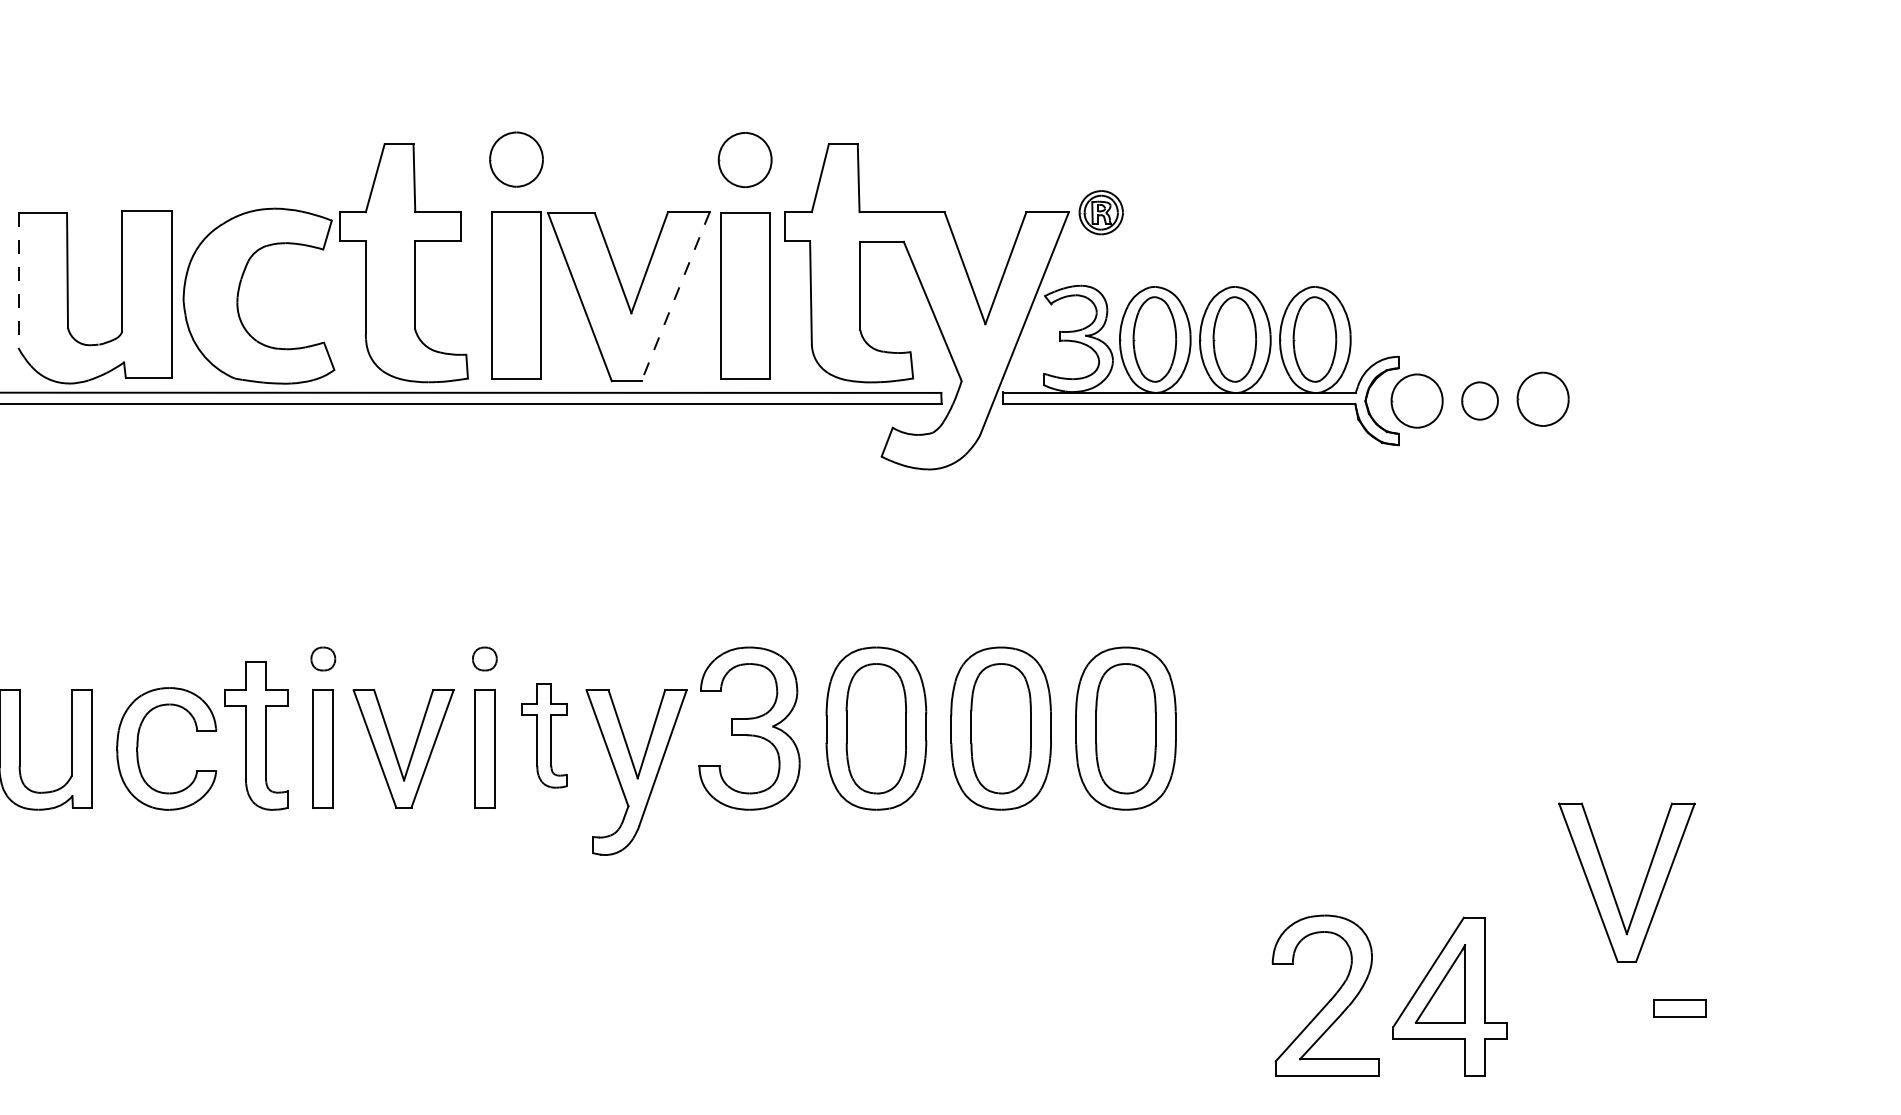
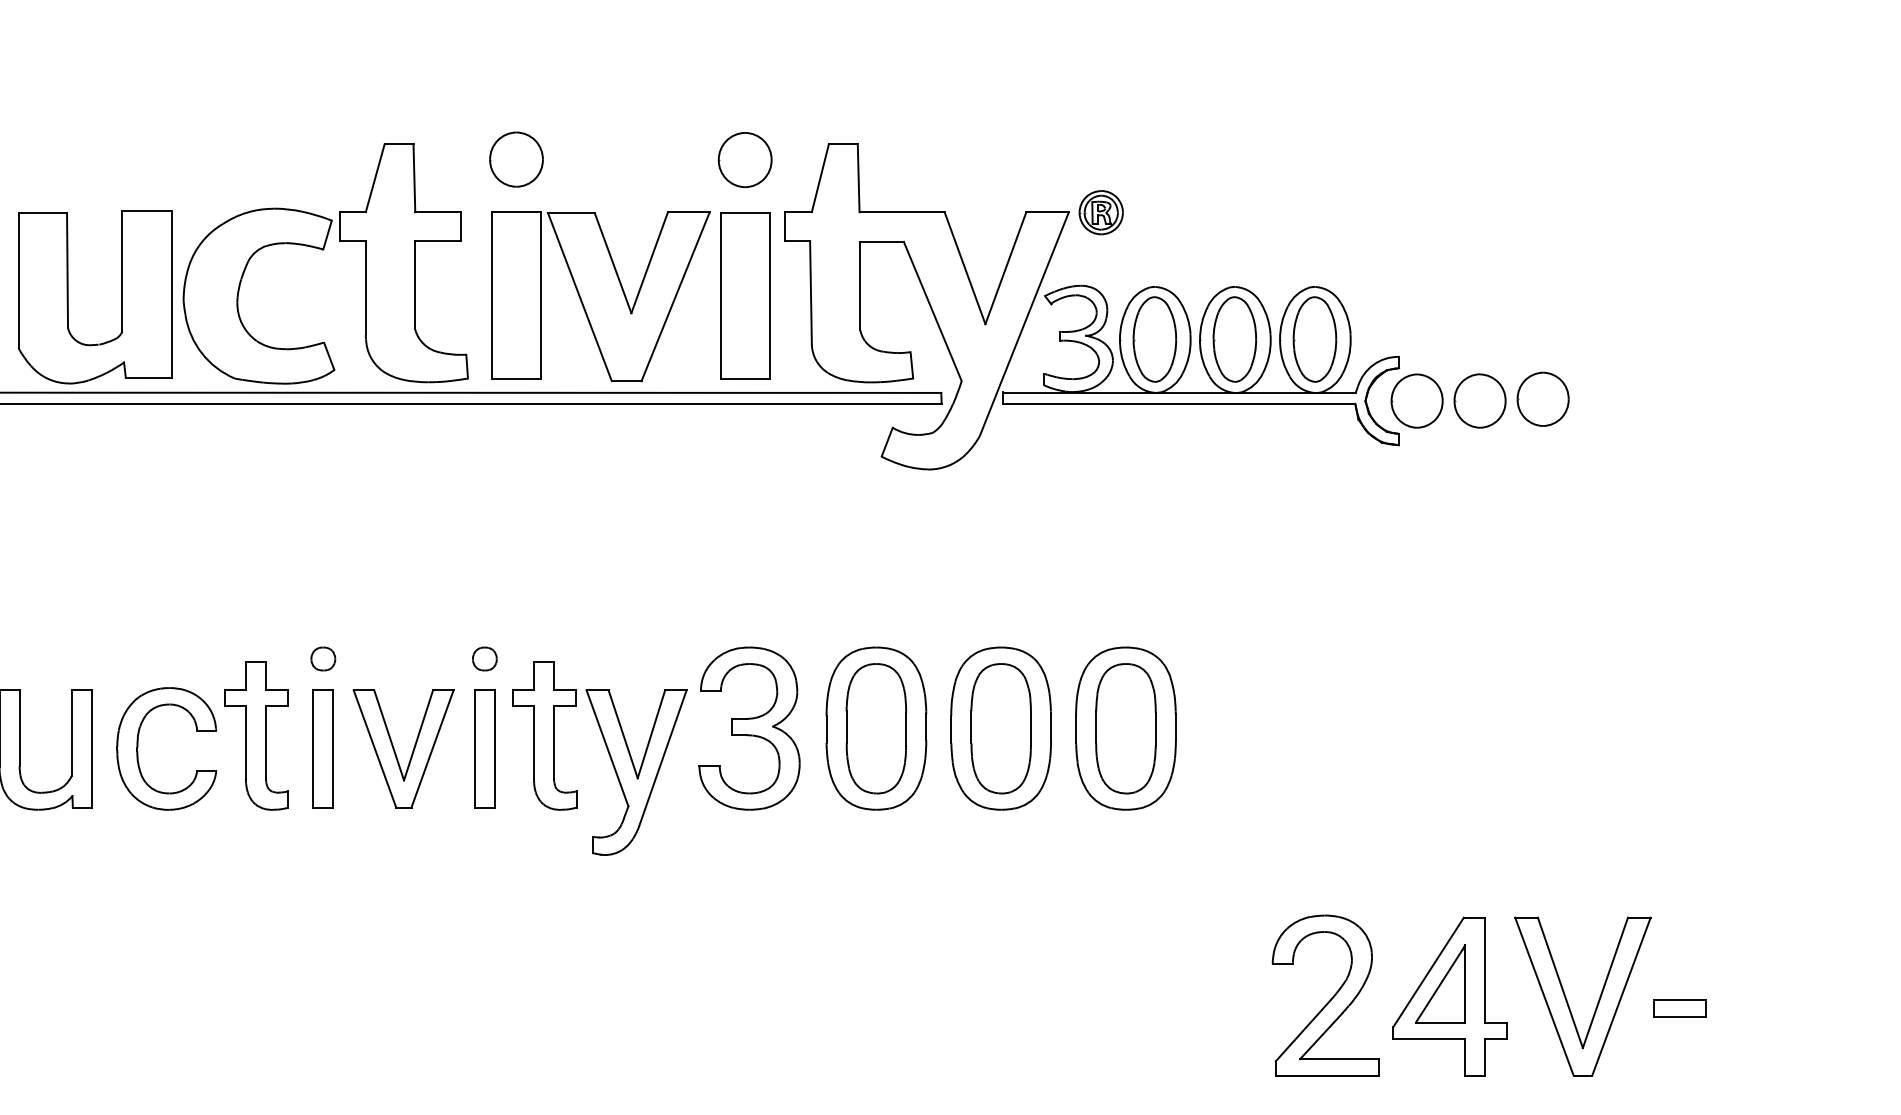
line: dashed -> solid (18, 281)
line: dashed -> solid (675, 297)
part size: 38x40 px -> 54x56 px (1479, 400)
part size: 47x106 px -> 66x150 px (544, 735)
part position: (1612, 888) -> (1568, 1002) (1568, 1002)
